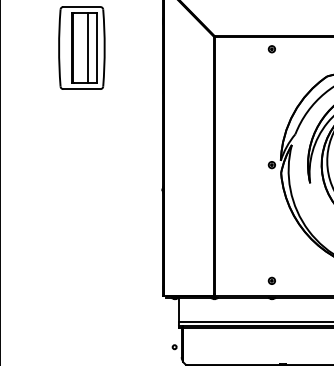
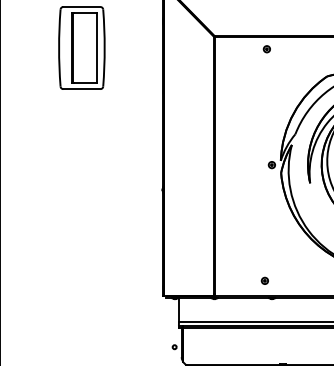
line: present -> none (88, 47)
part position: (271, 49) -> (266, 49) (266, 49)
part position: (271, 280) -> (264, 280) (264, 280)
